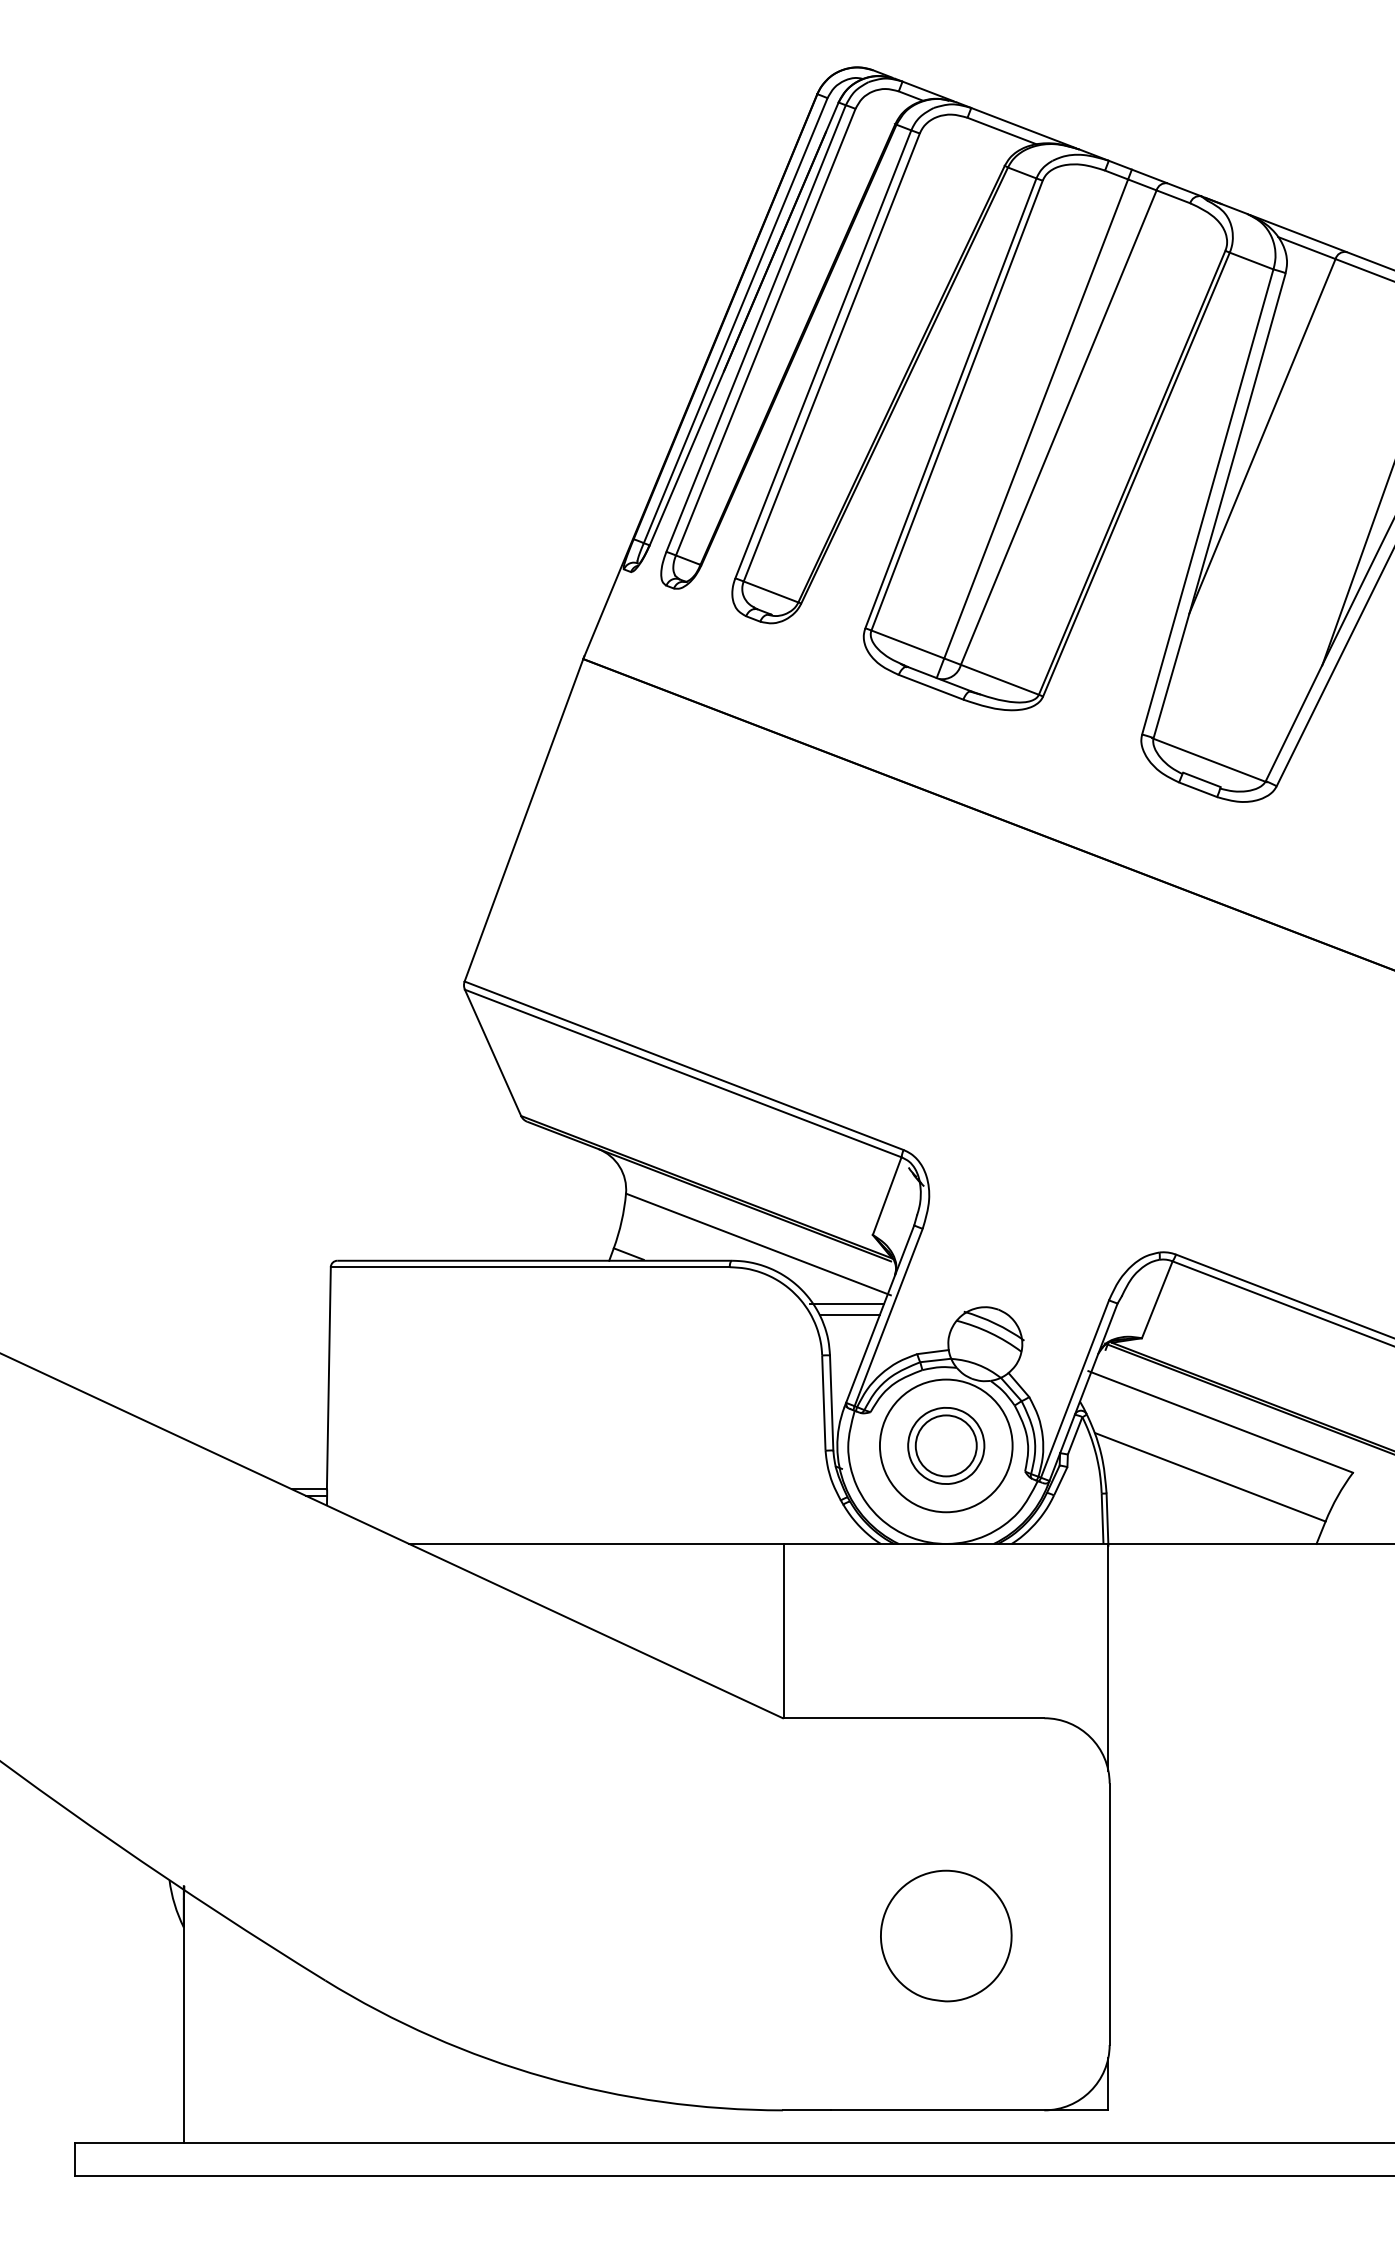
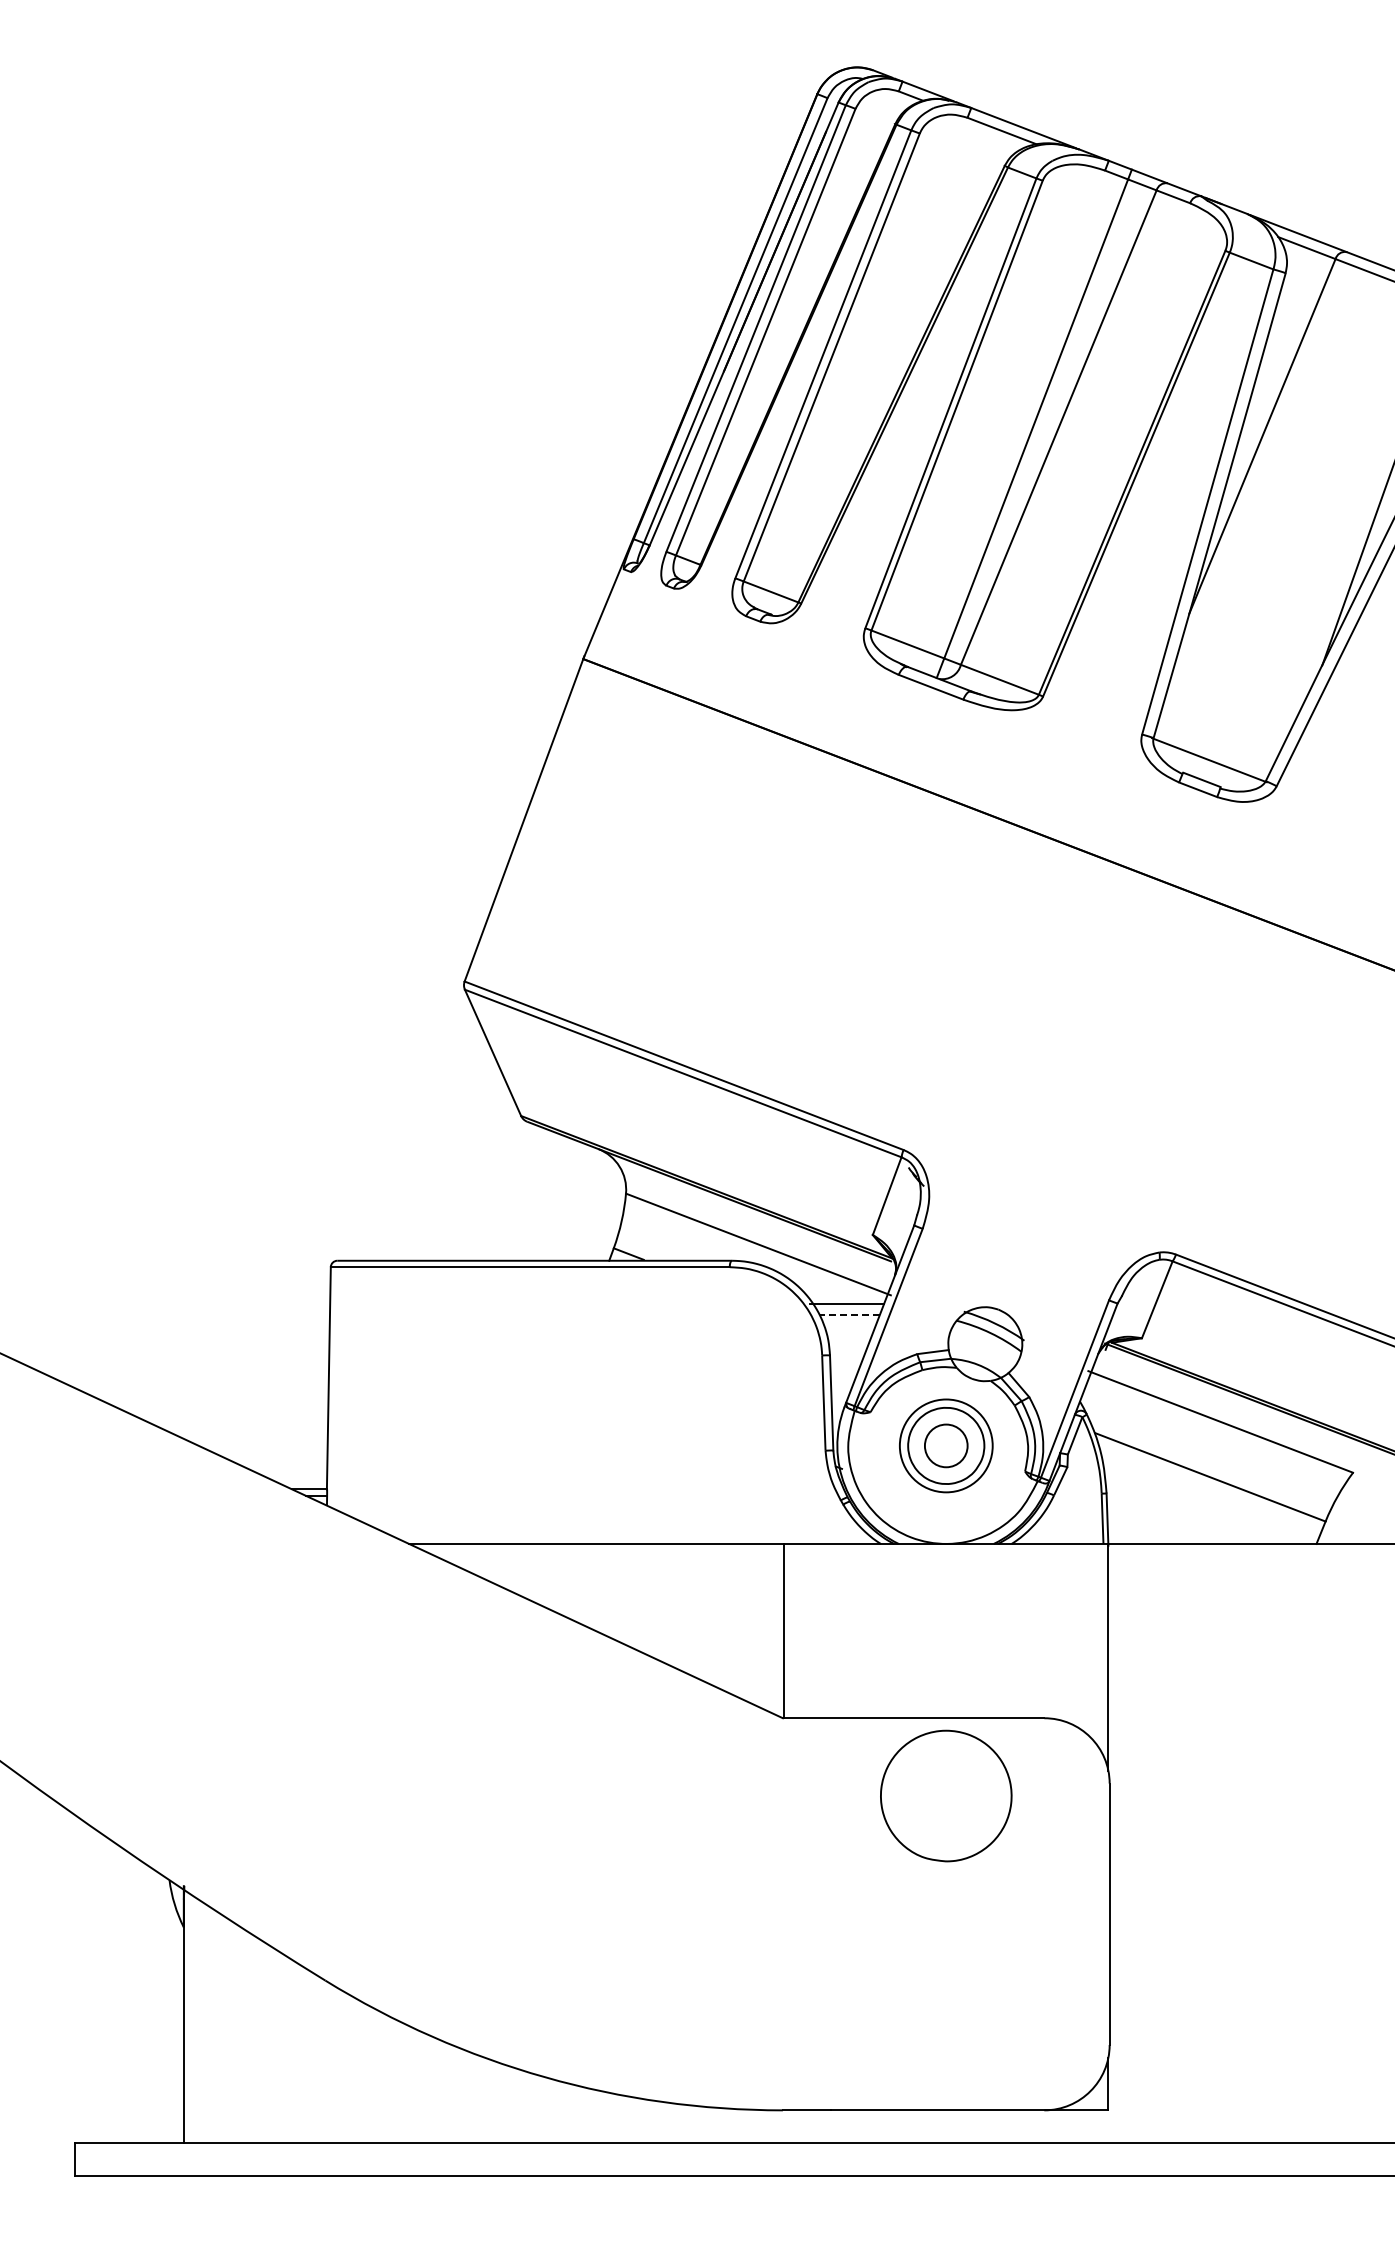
line: solid -> dashed (849, 1314)
circle diameter: 133 px -> 93 px (945, 1445)
circle diameter: 61 px -> 43 px (945, 1445)
part position: (946, 1935) -> (946, 1795) (946, 1795)
